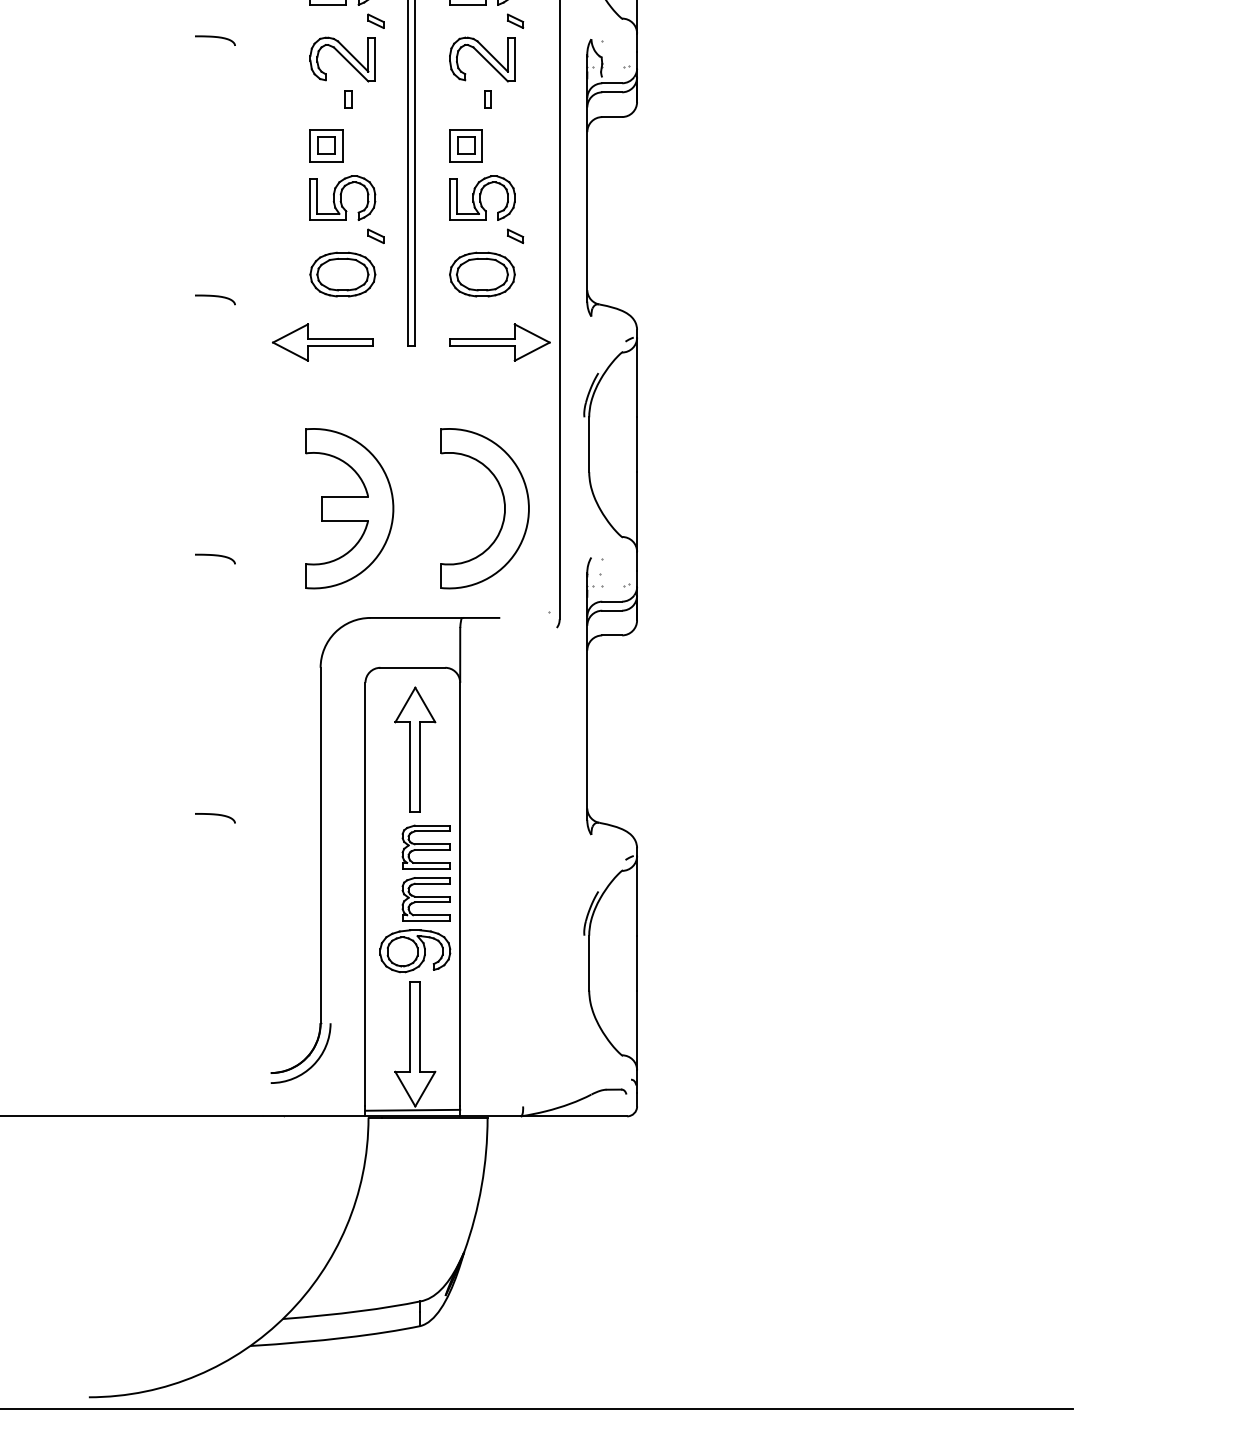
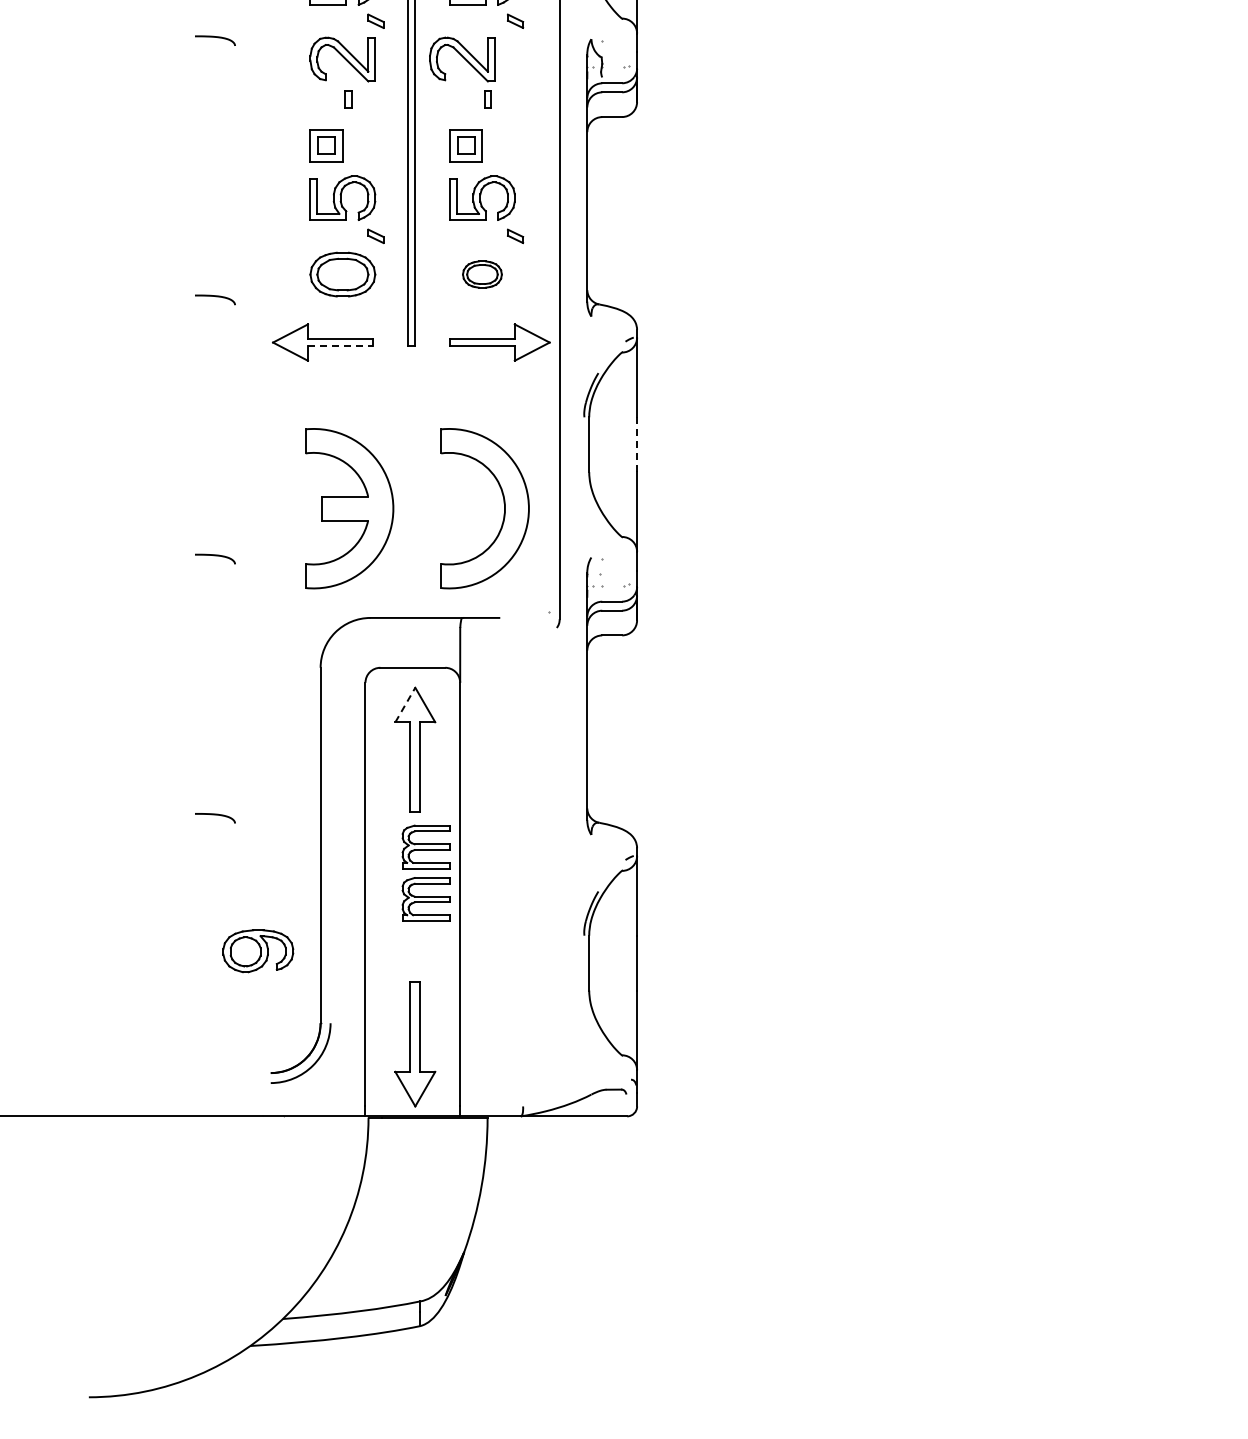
part position: (482, 59) -> (462, 59) (462, 59)
part size: 67x47 px -> 41x29 px (482, 274)
line: solid -> dashed (340, 346)
line: solid -> dashed (637, 445)
line: solid -> dashed (405, 705)
part position: (415, 951) -> (258, 951) (258, 951)
line: present -> none (412, 1109)
line: present -> none (537, 1409)
